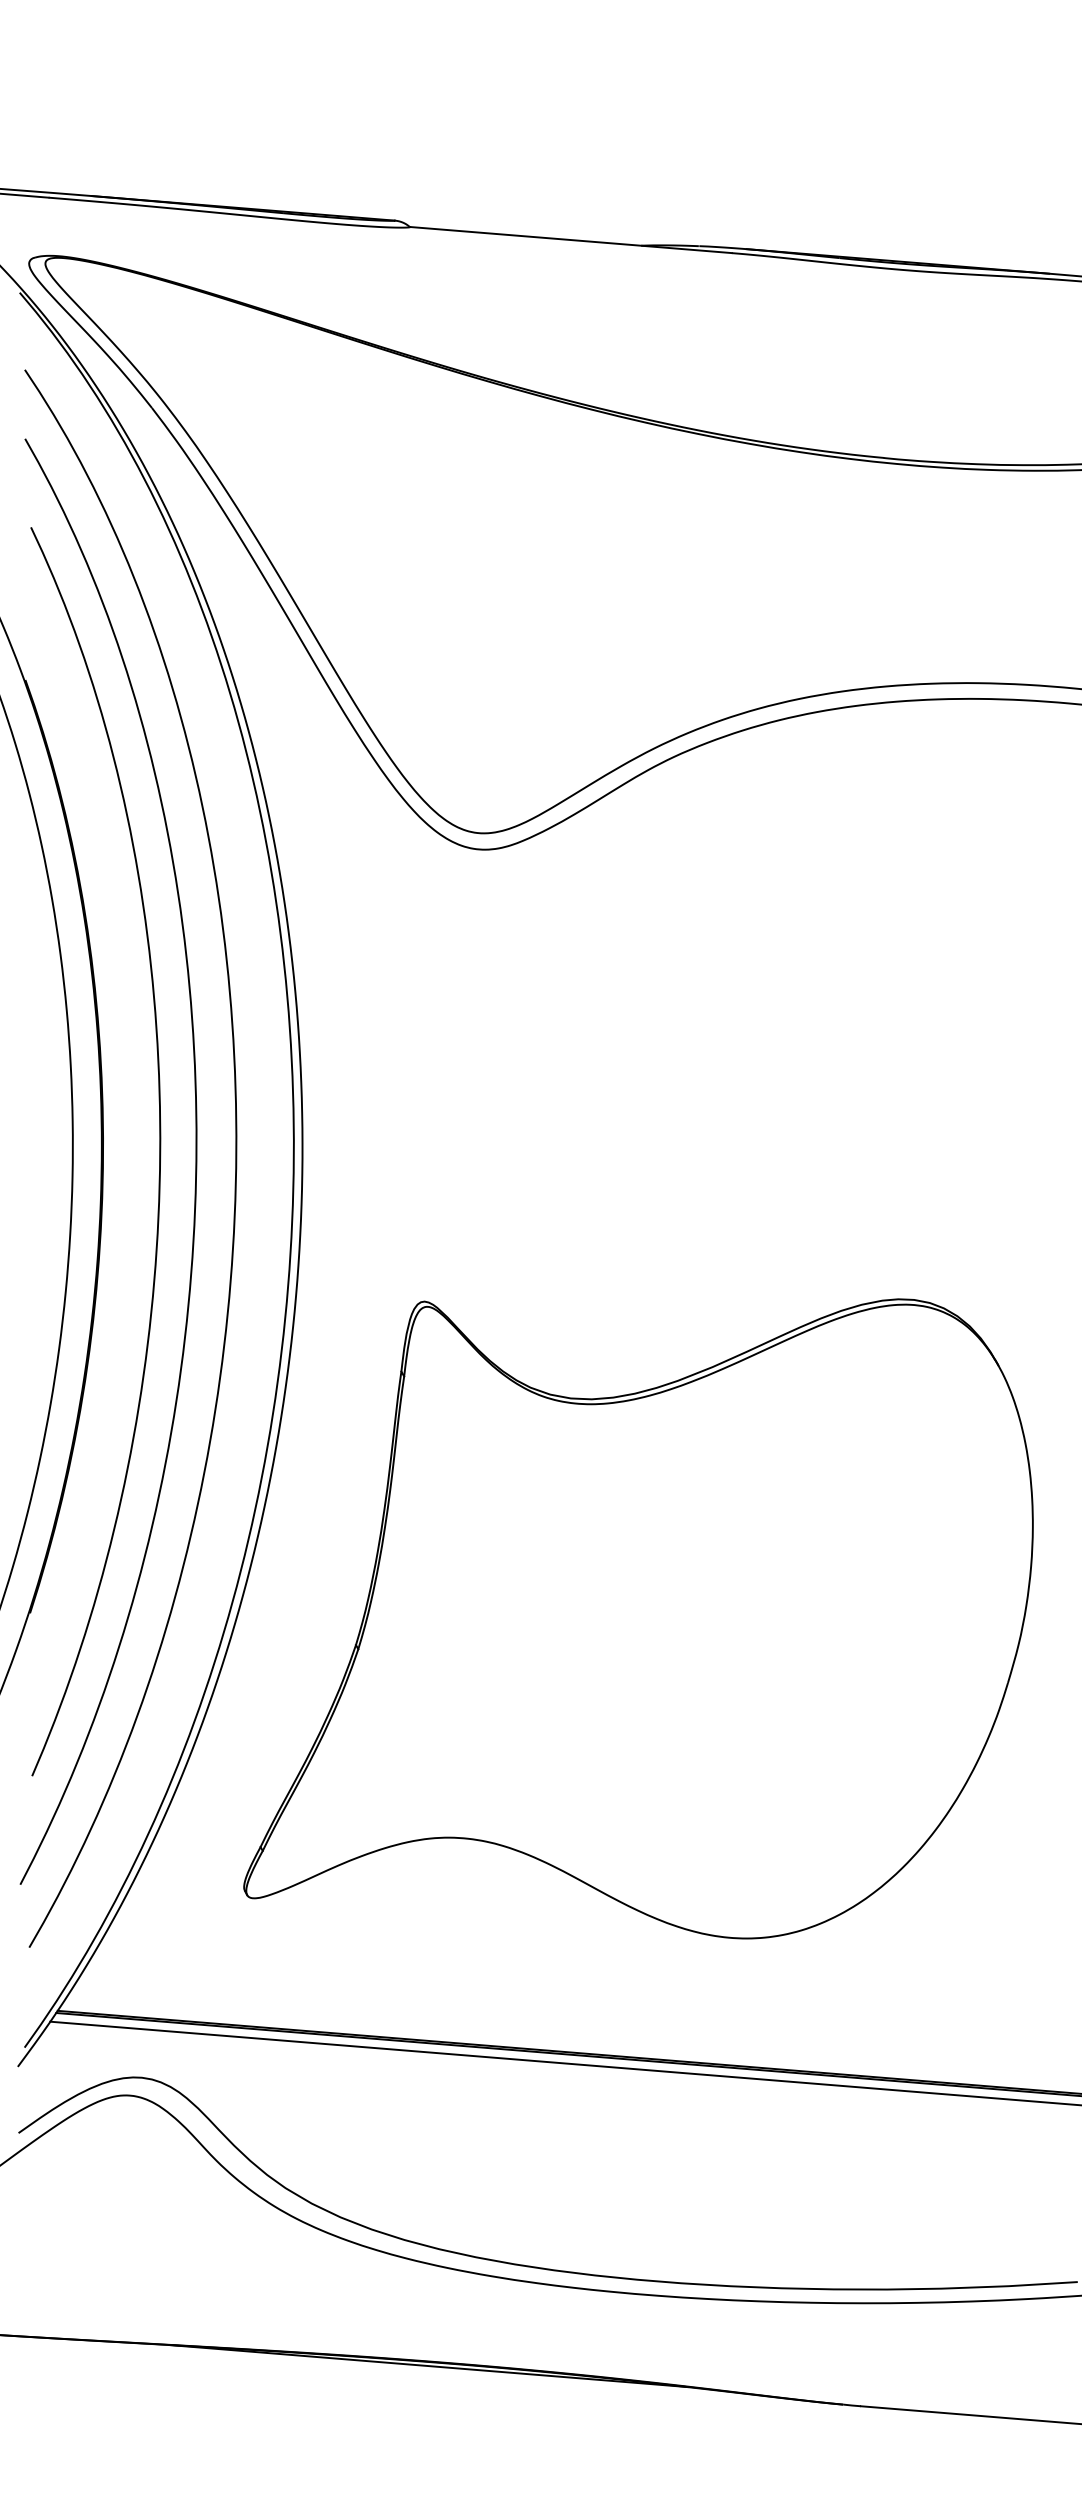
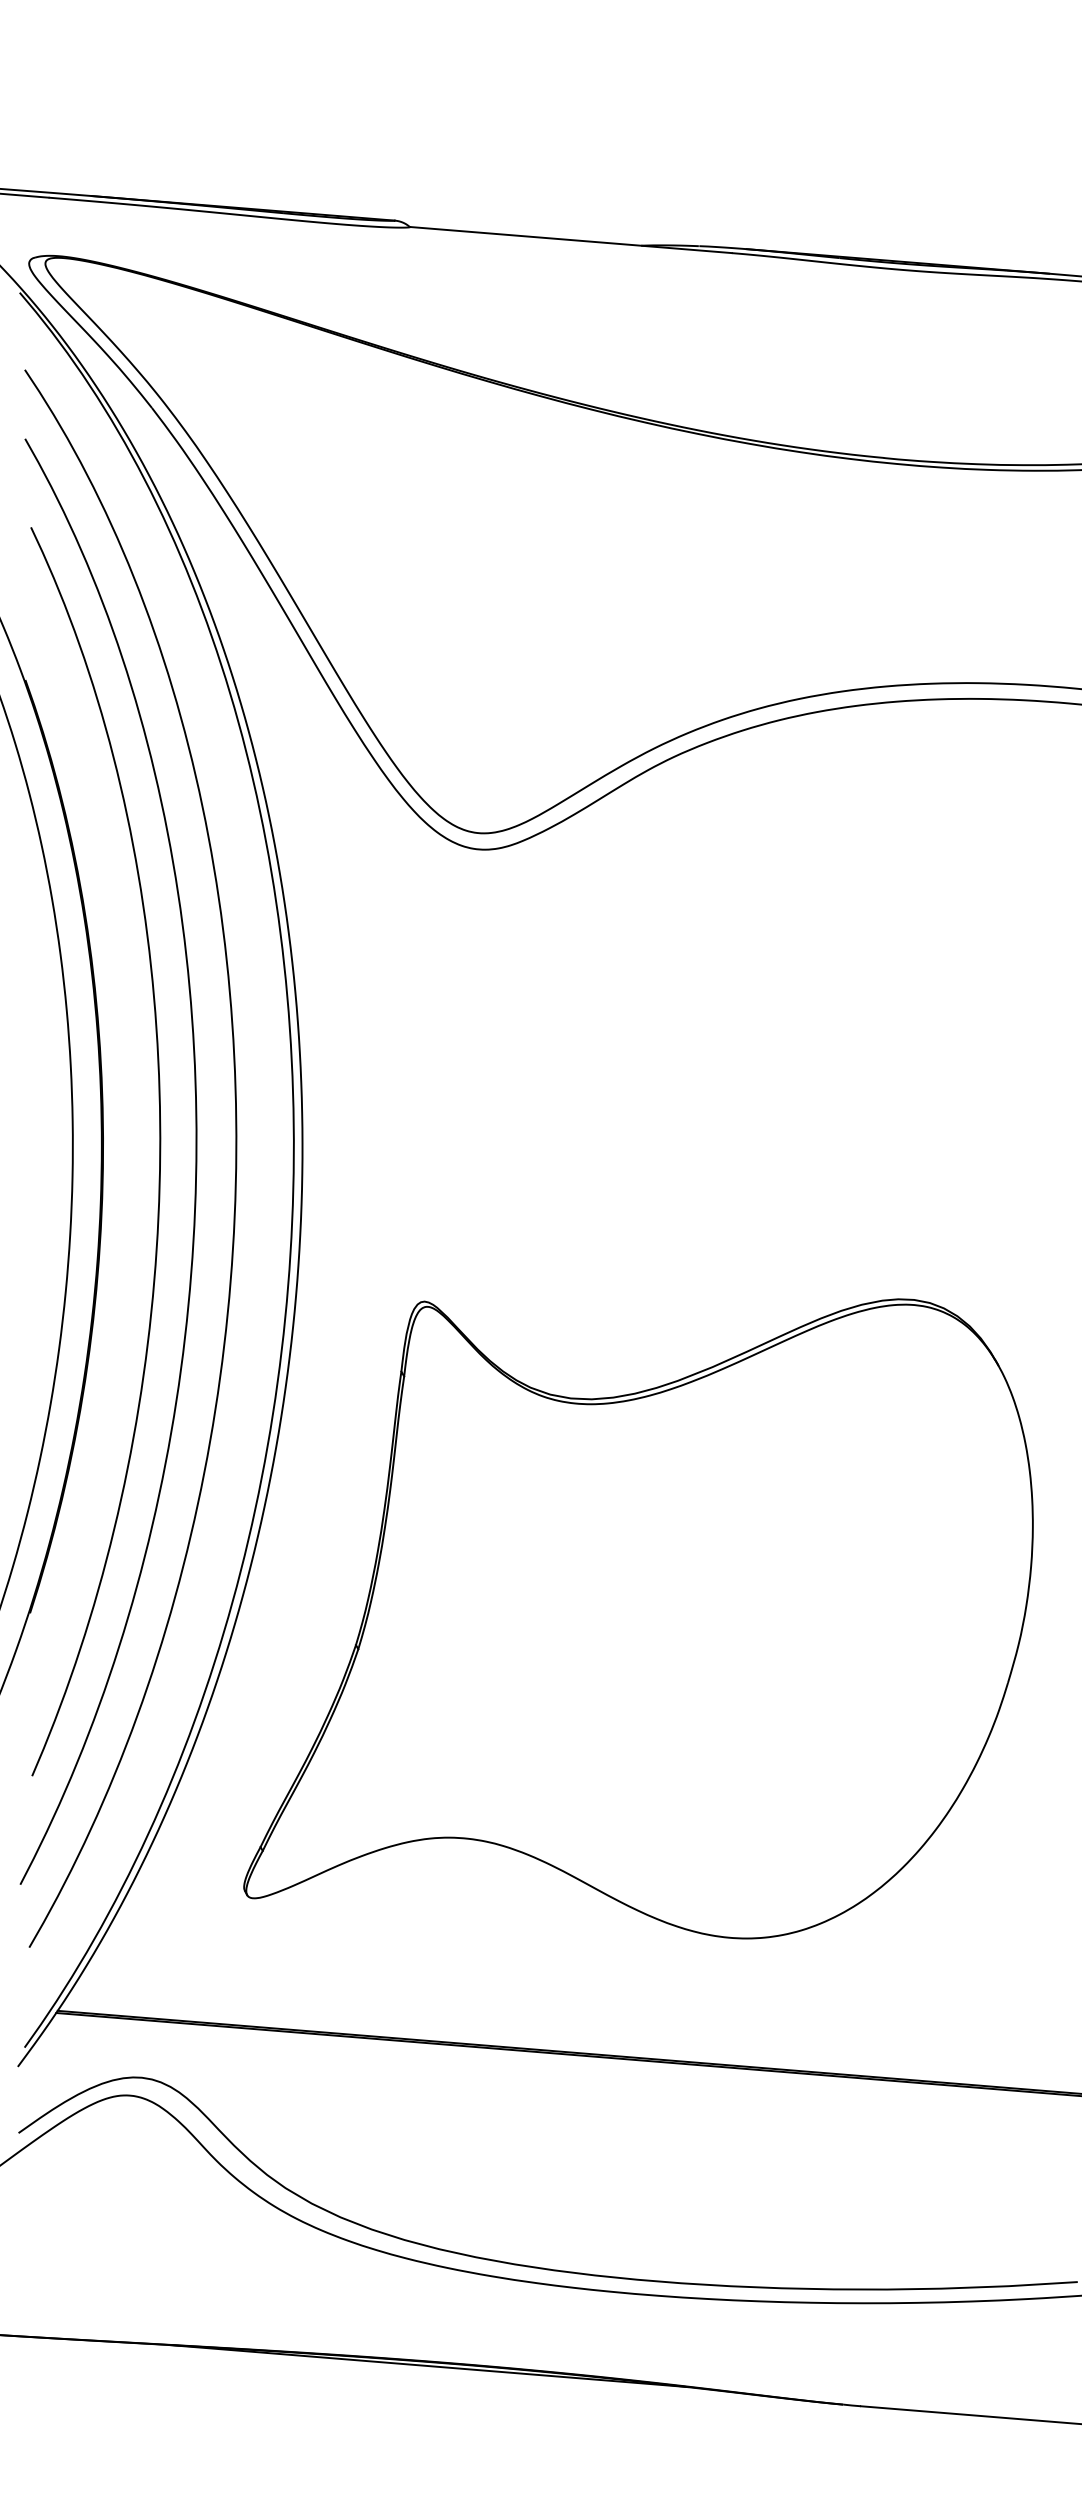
line: present -> none (564, 2063)
